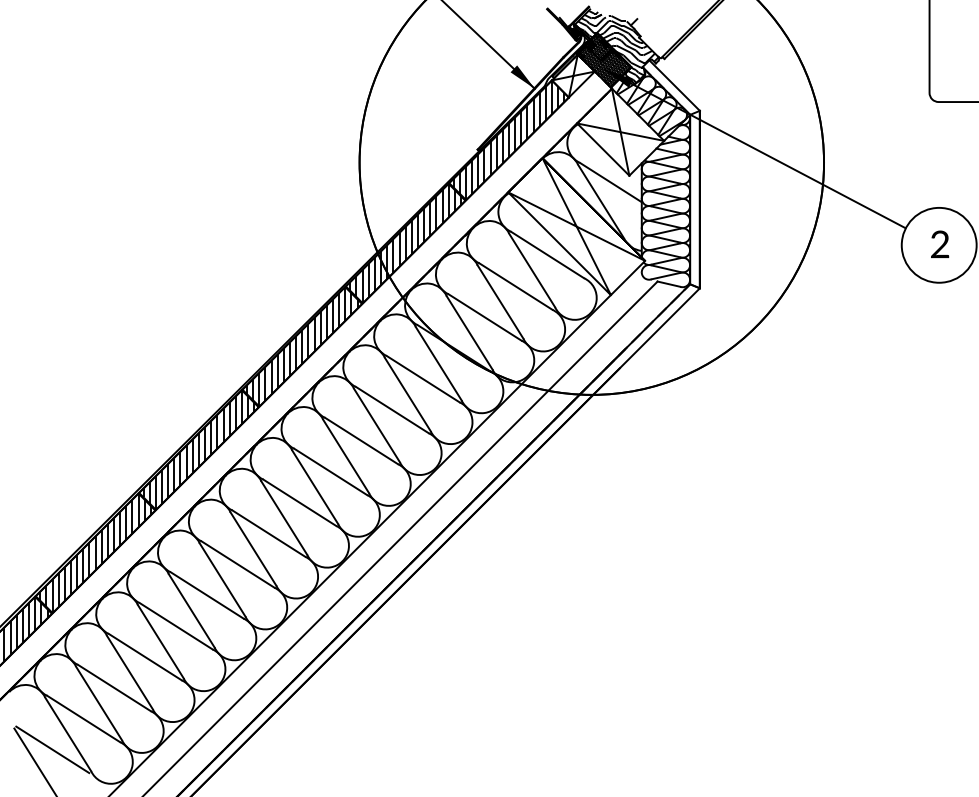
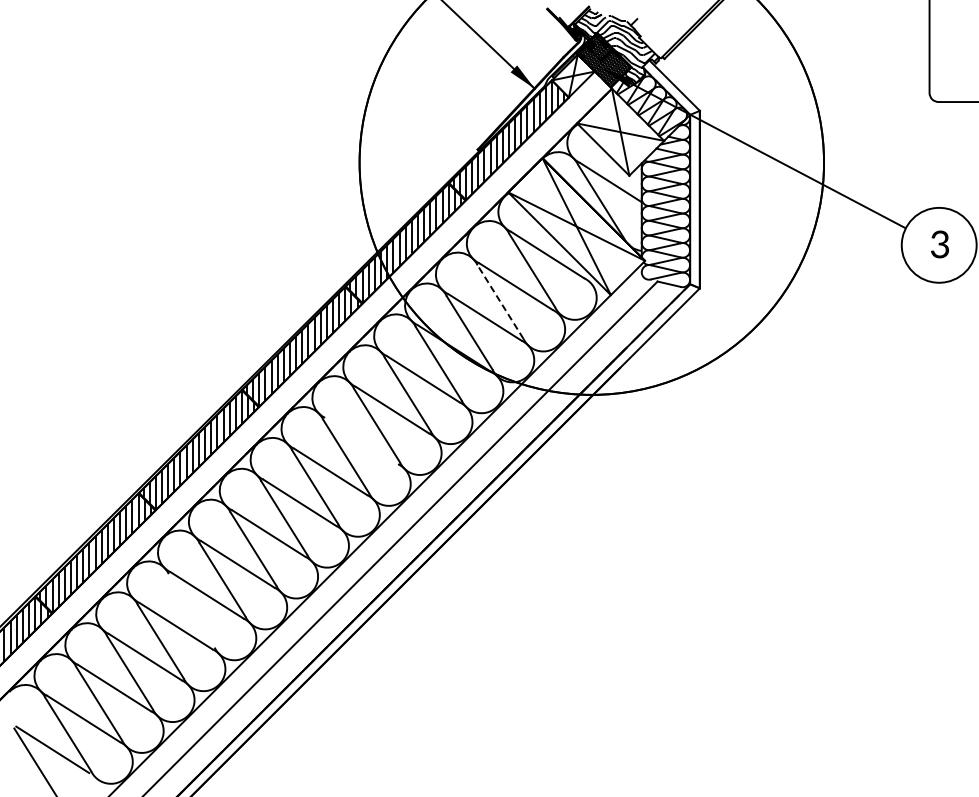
text: 2 -> 3 (940, 245)
line: solid -> dashed (500, 301)
line: present -> none (361, 440)
line: present -> none (191, 610)
